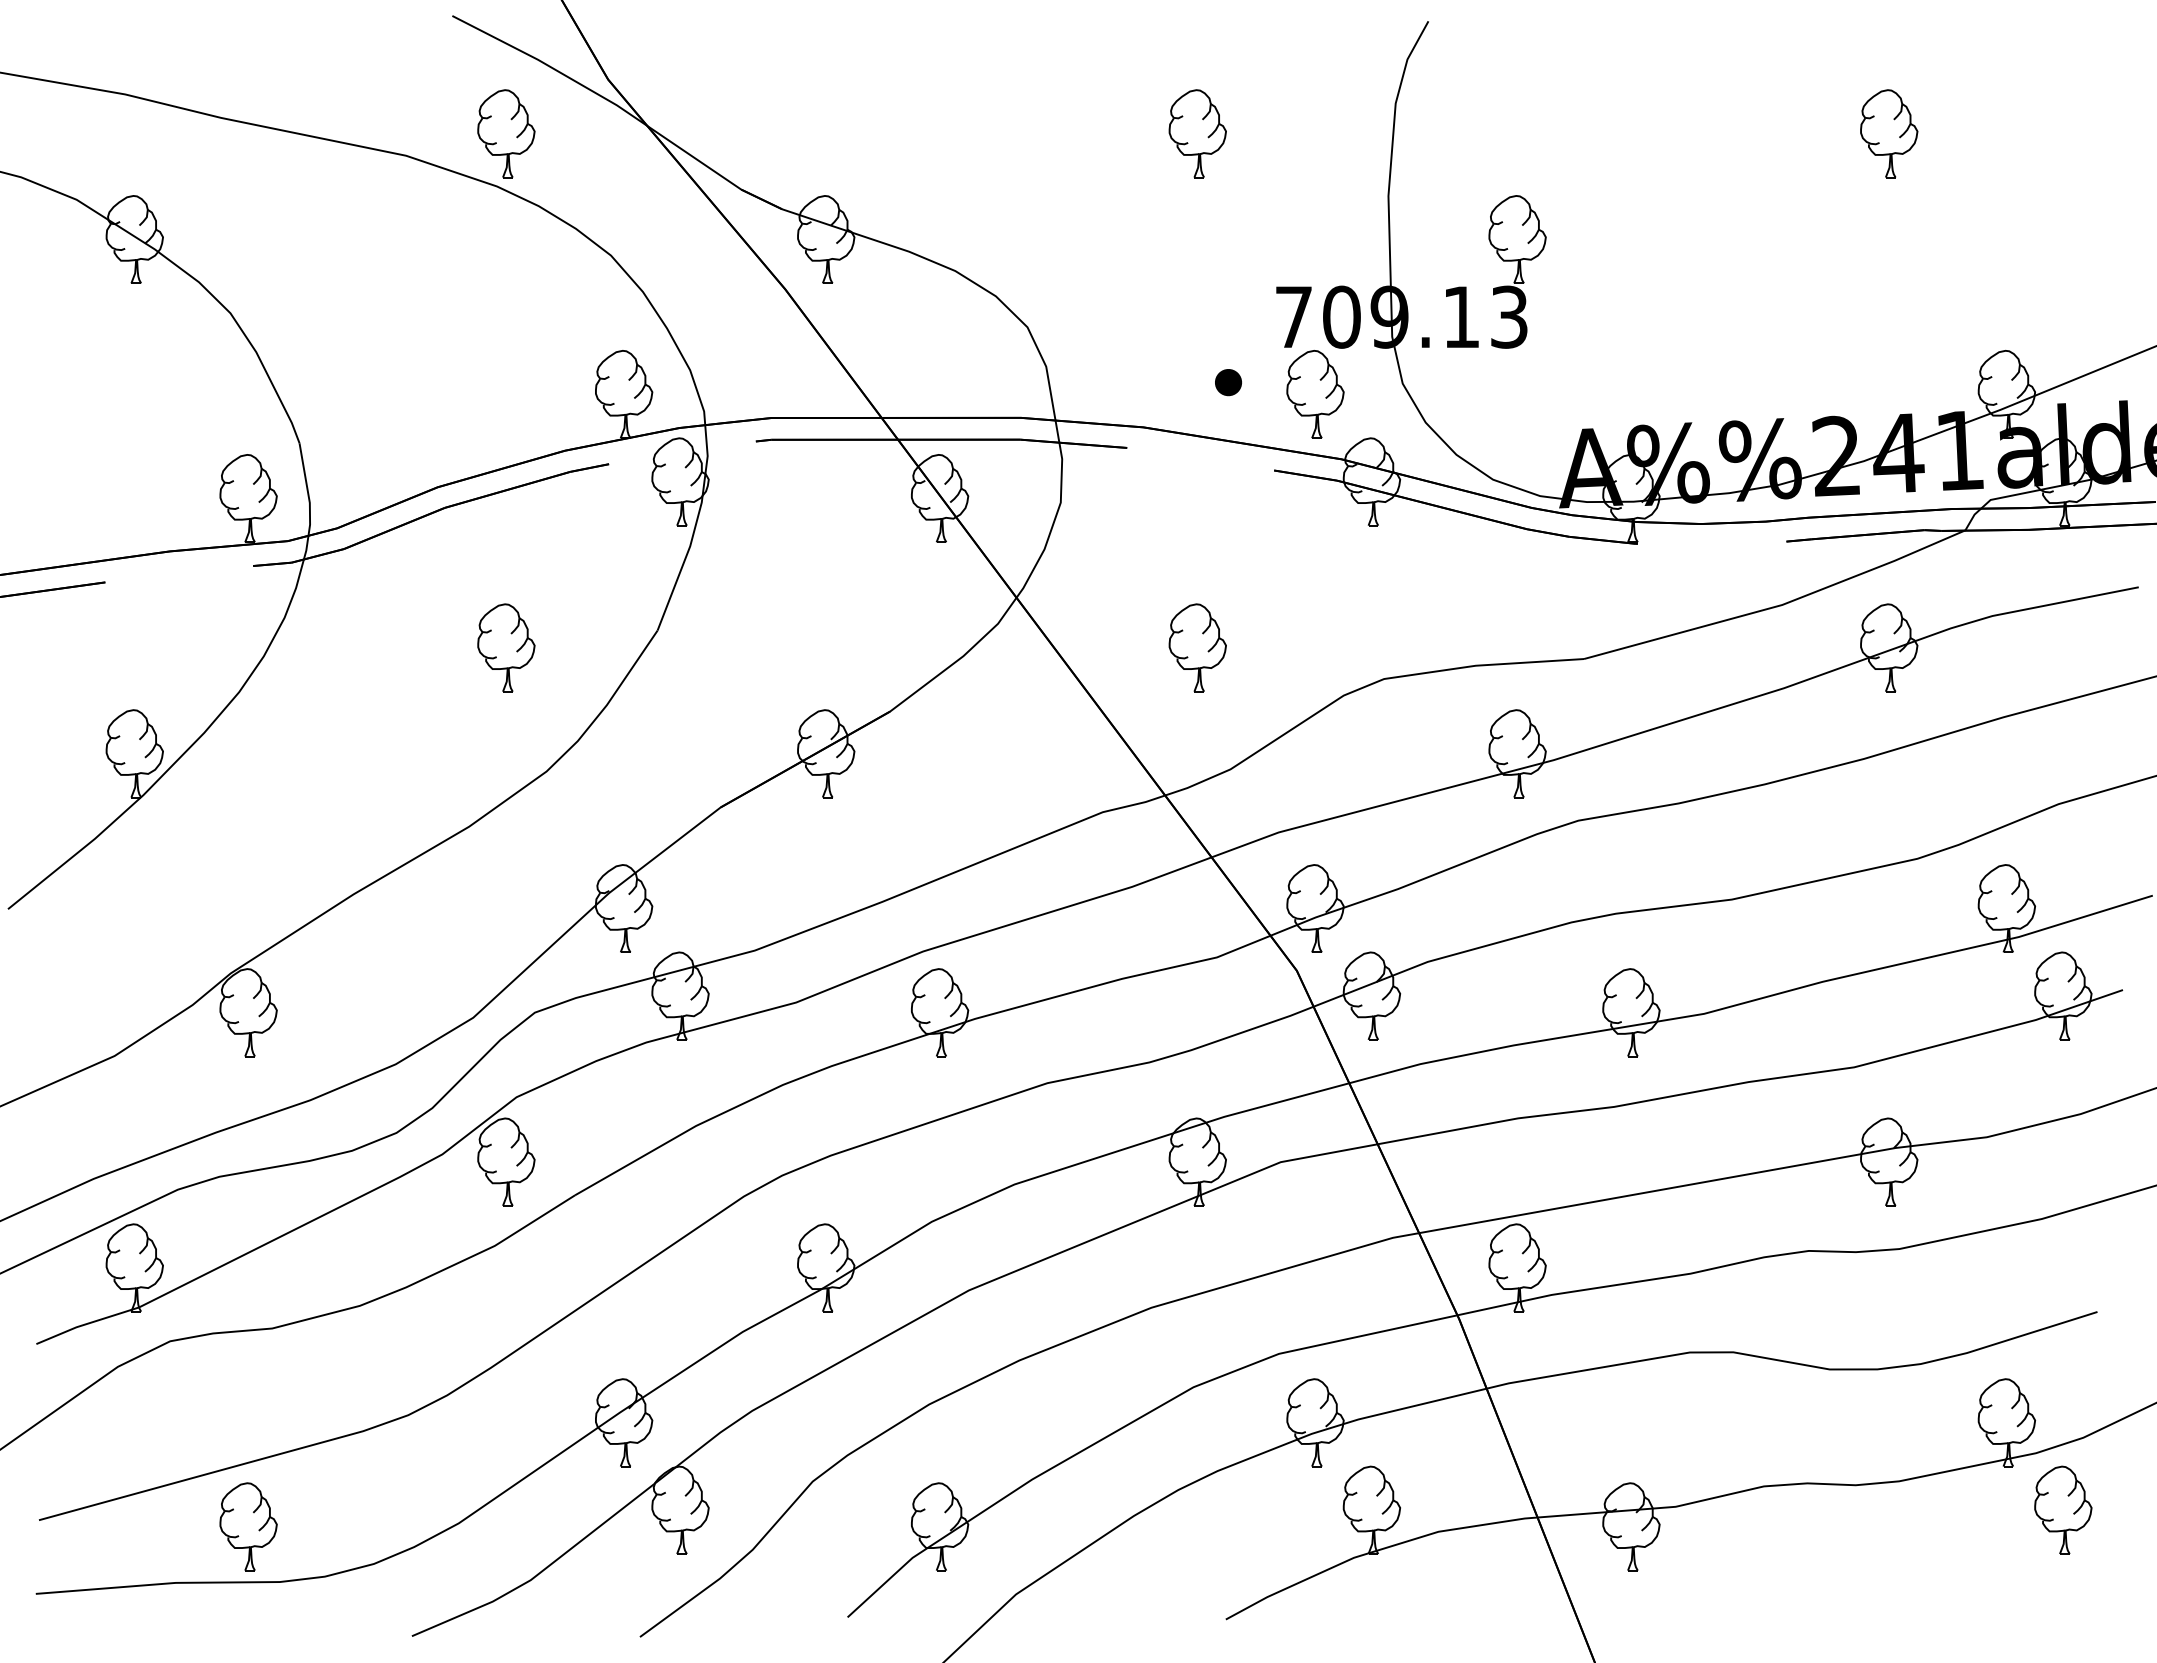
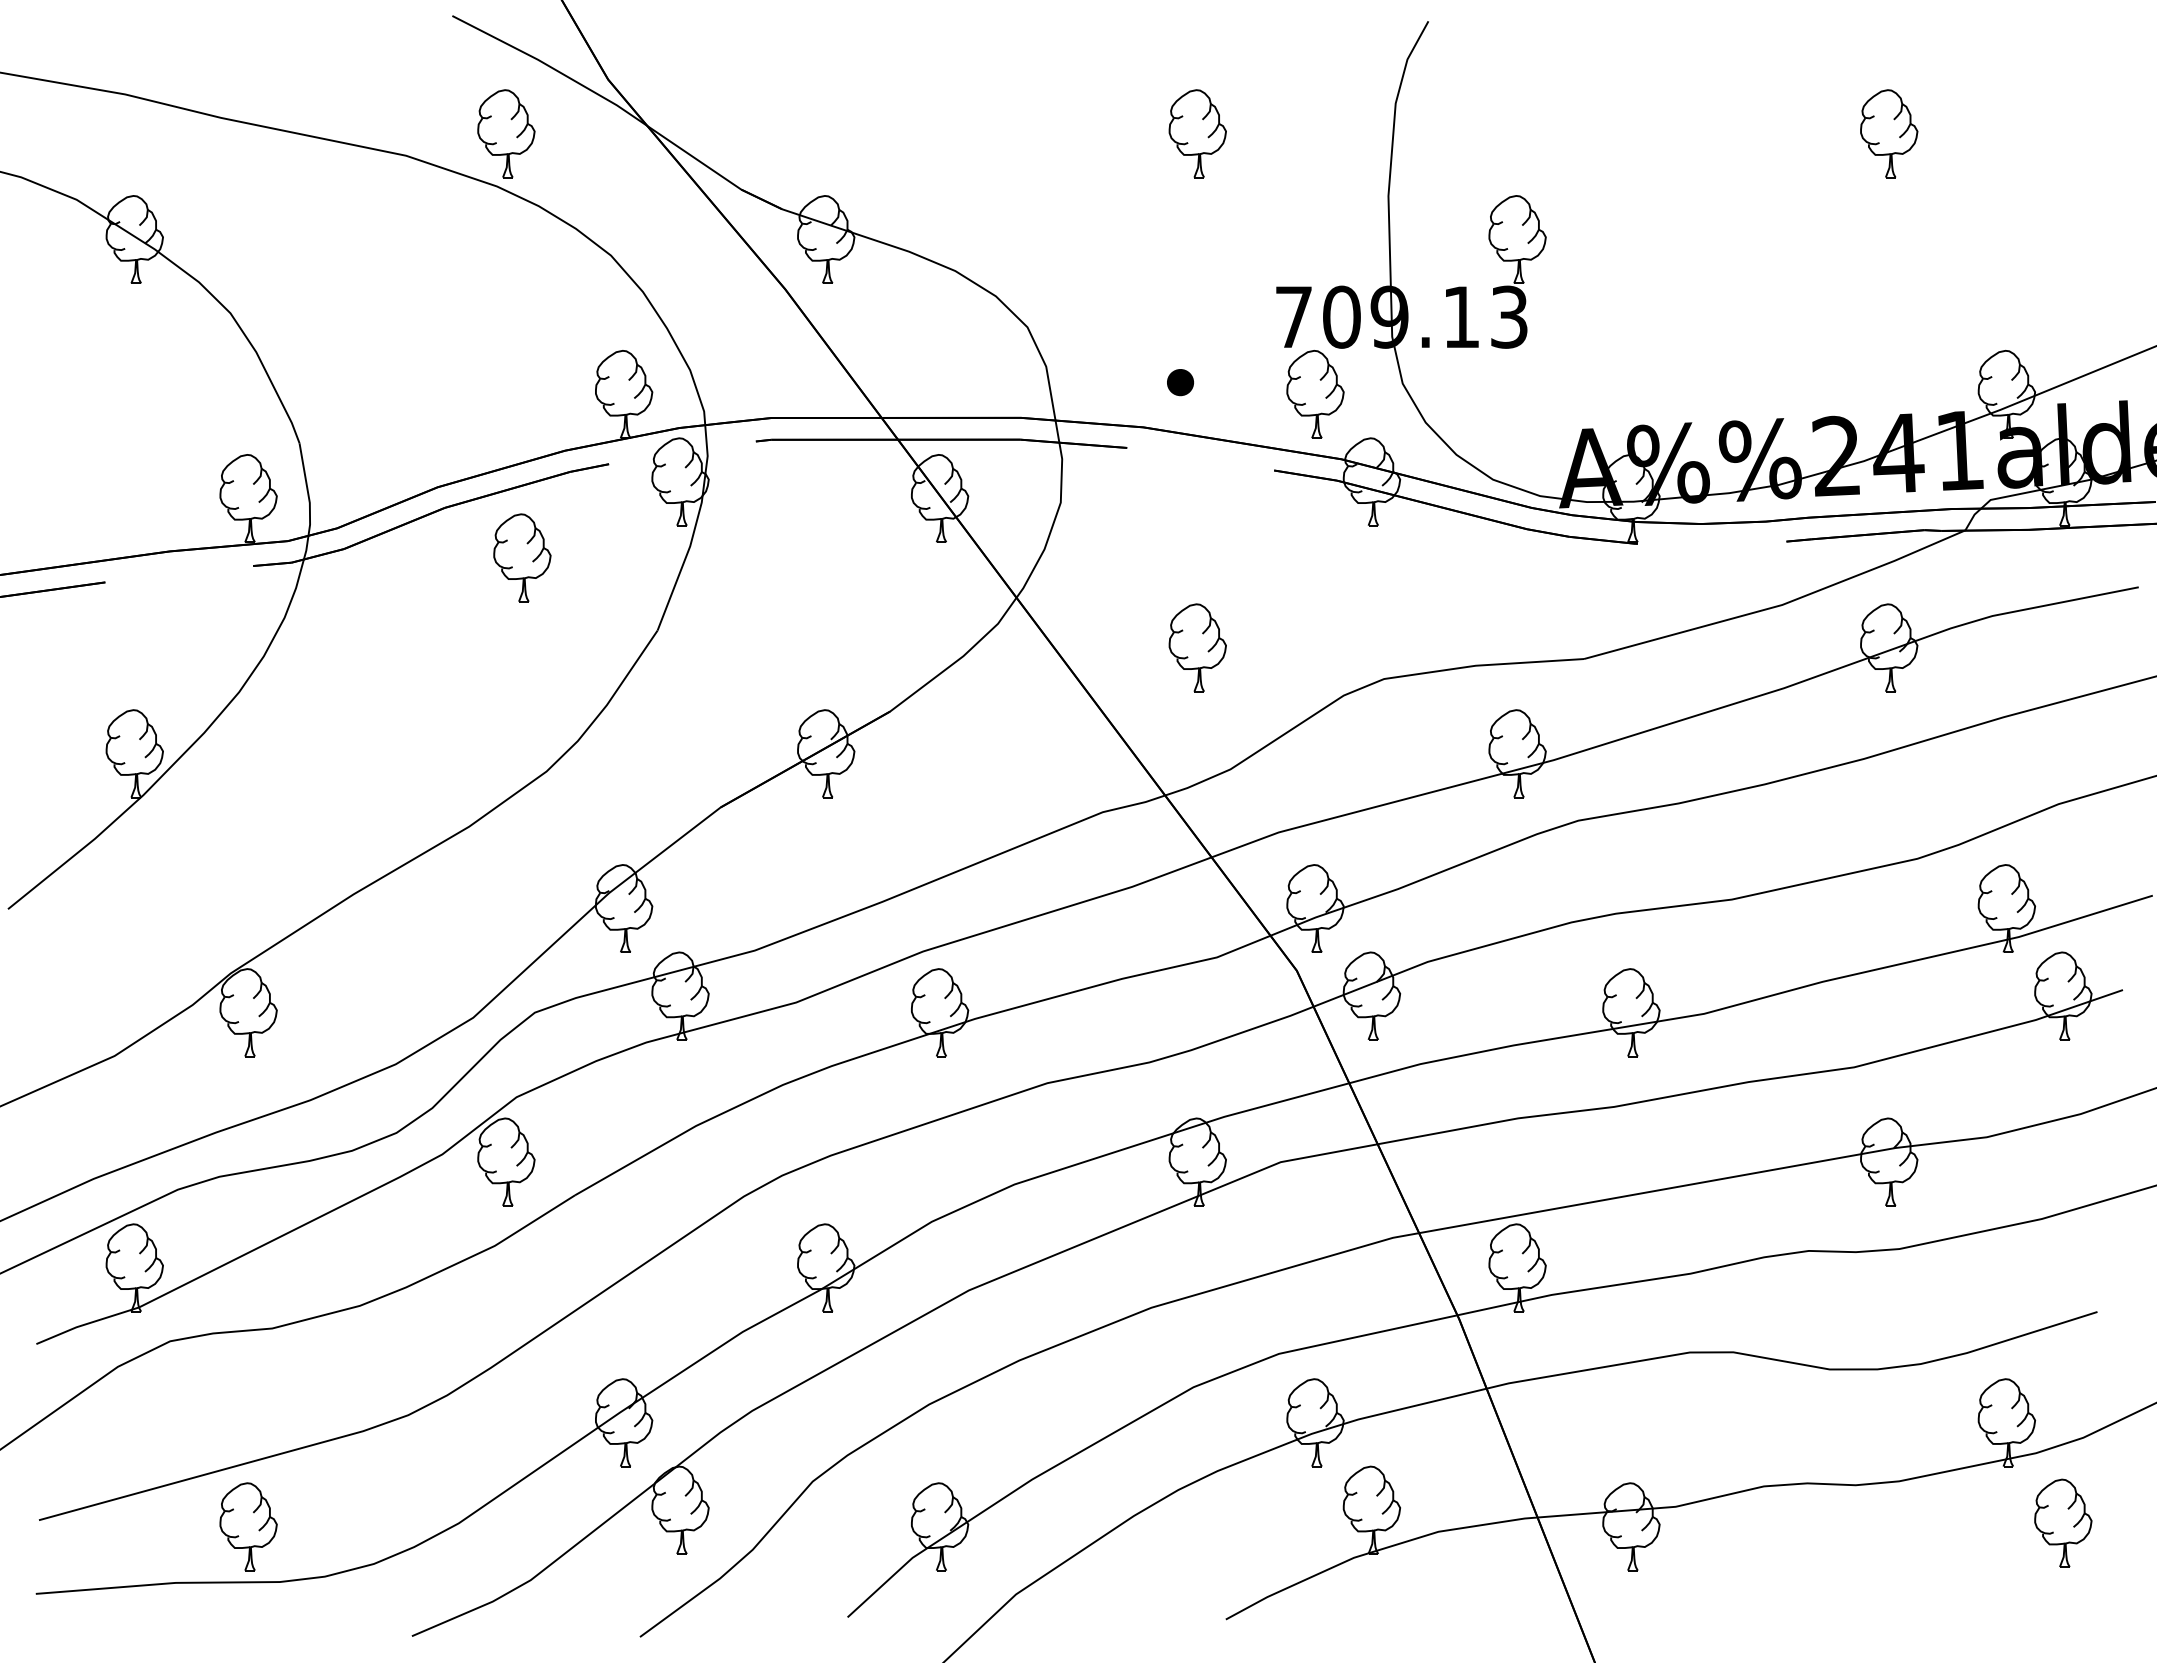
part position: (1228, 382) -> (1180, 382) (1180, 382)
part position: (506, 647) -> (522, 557) (522, 557)
part position: (2063, 1509) -> (2063, 1522) (2063, 1522)
